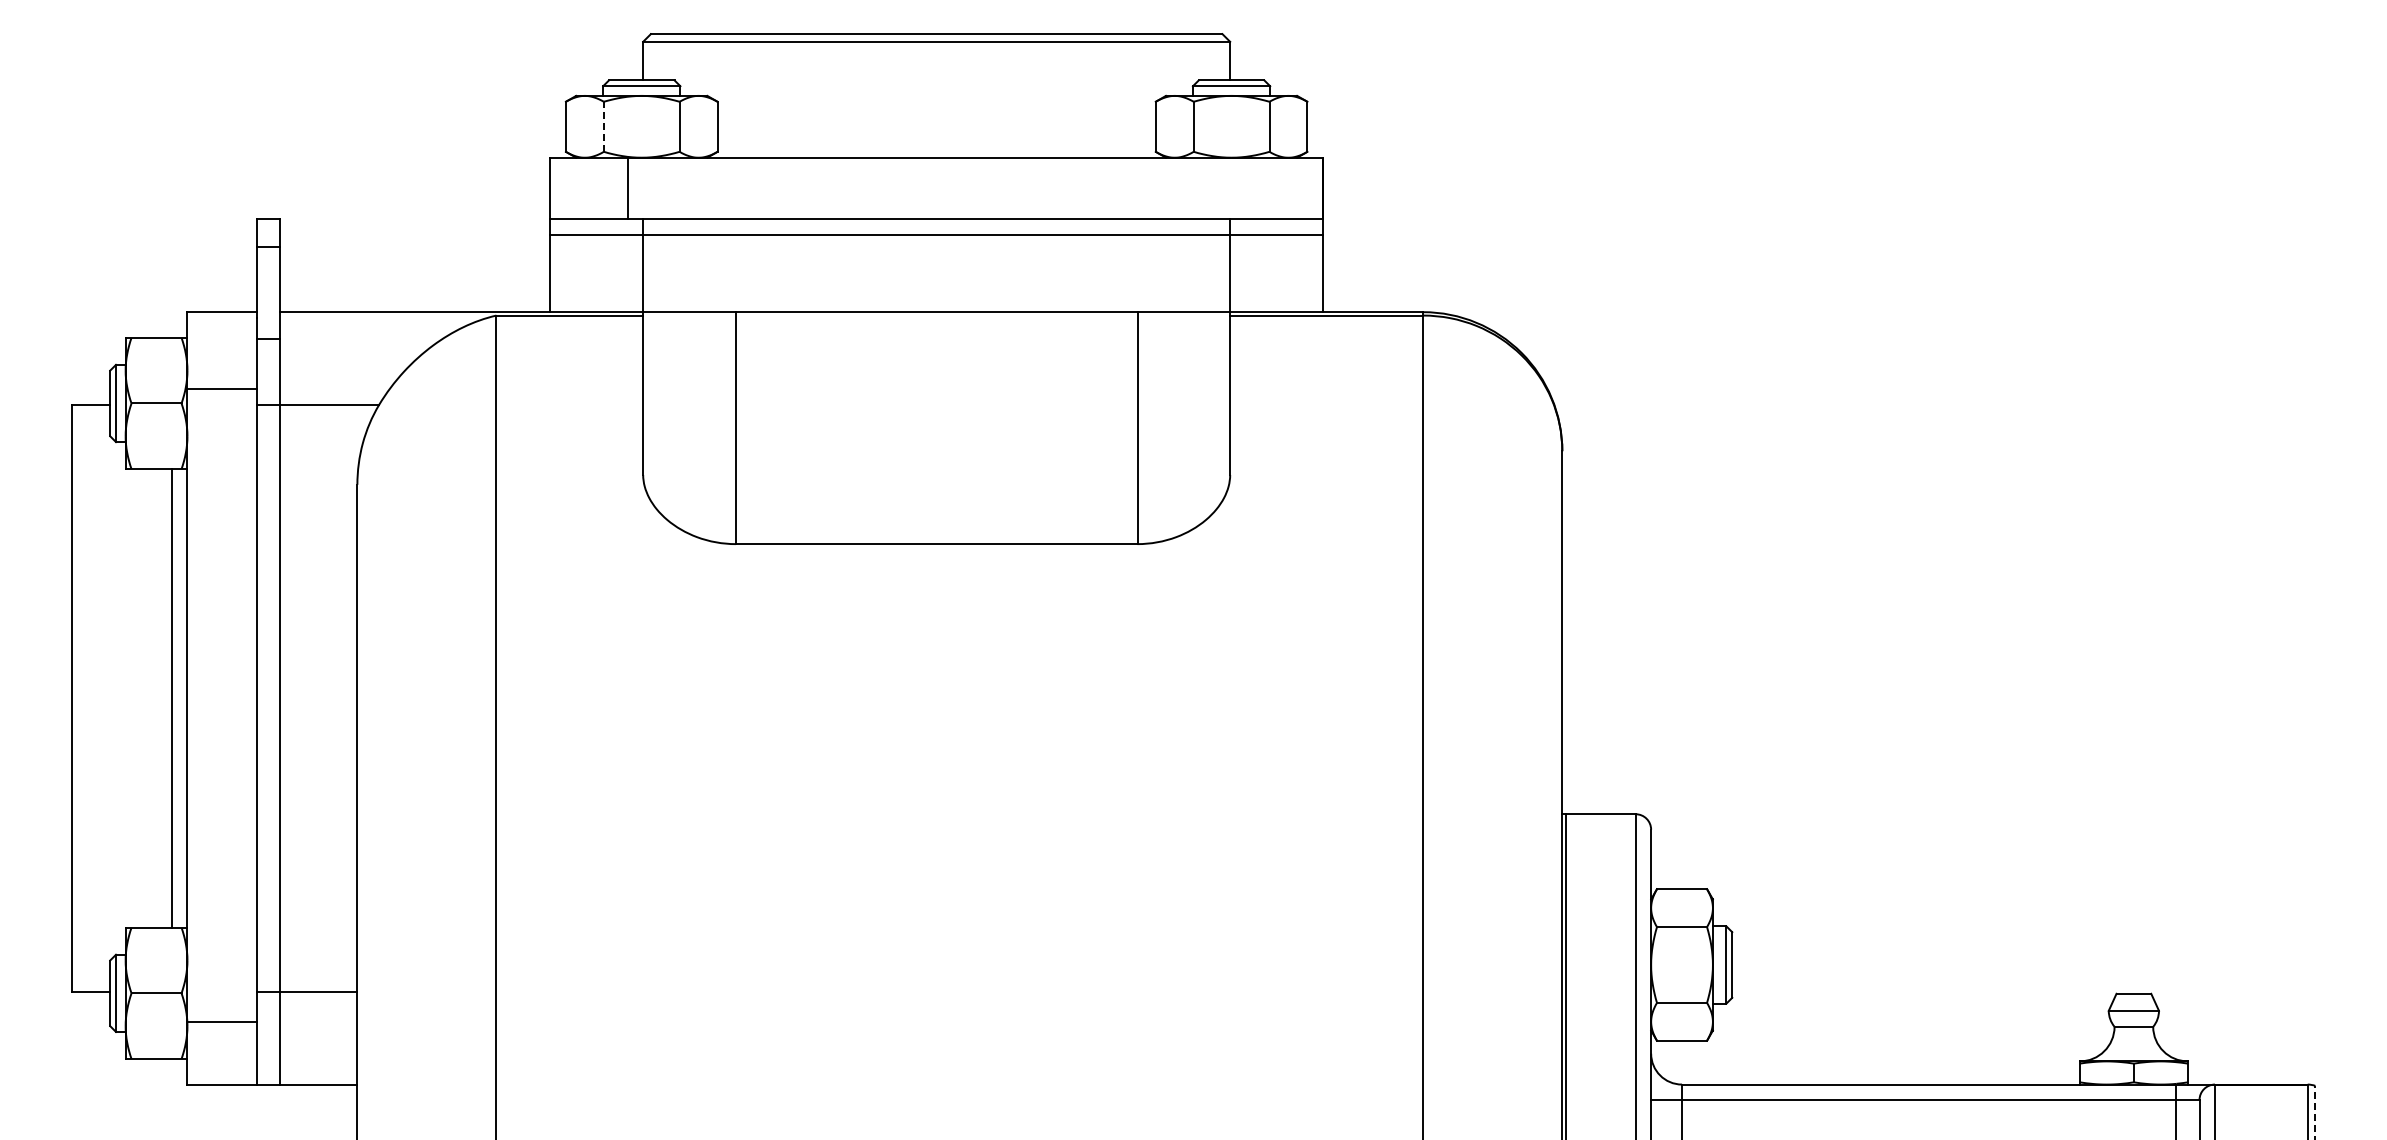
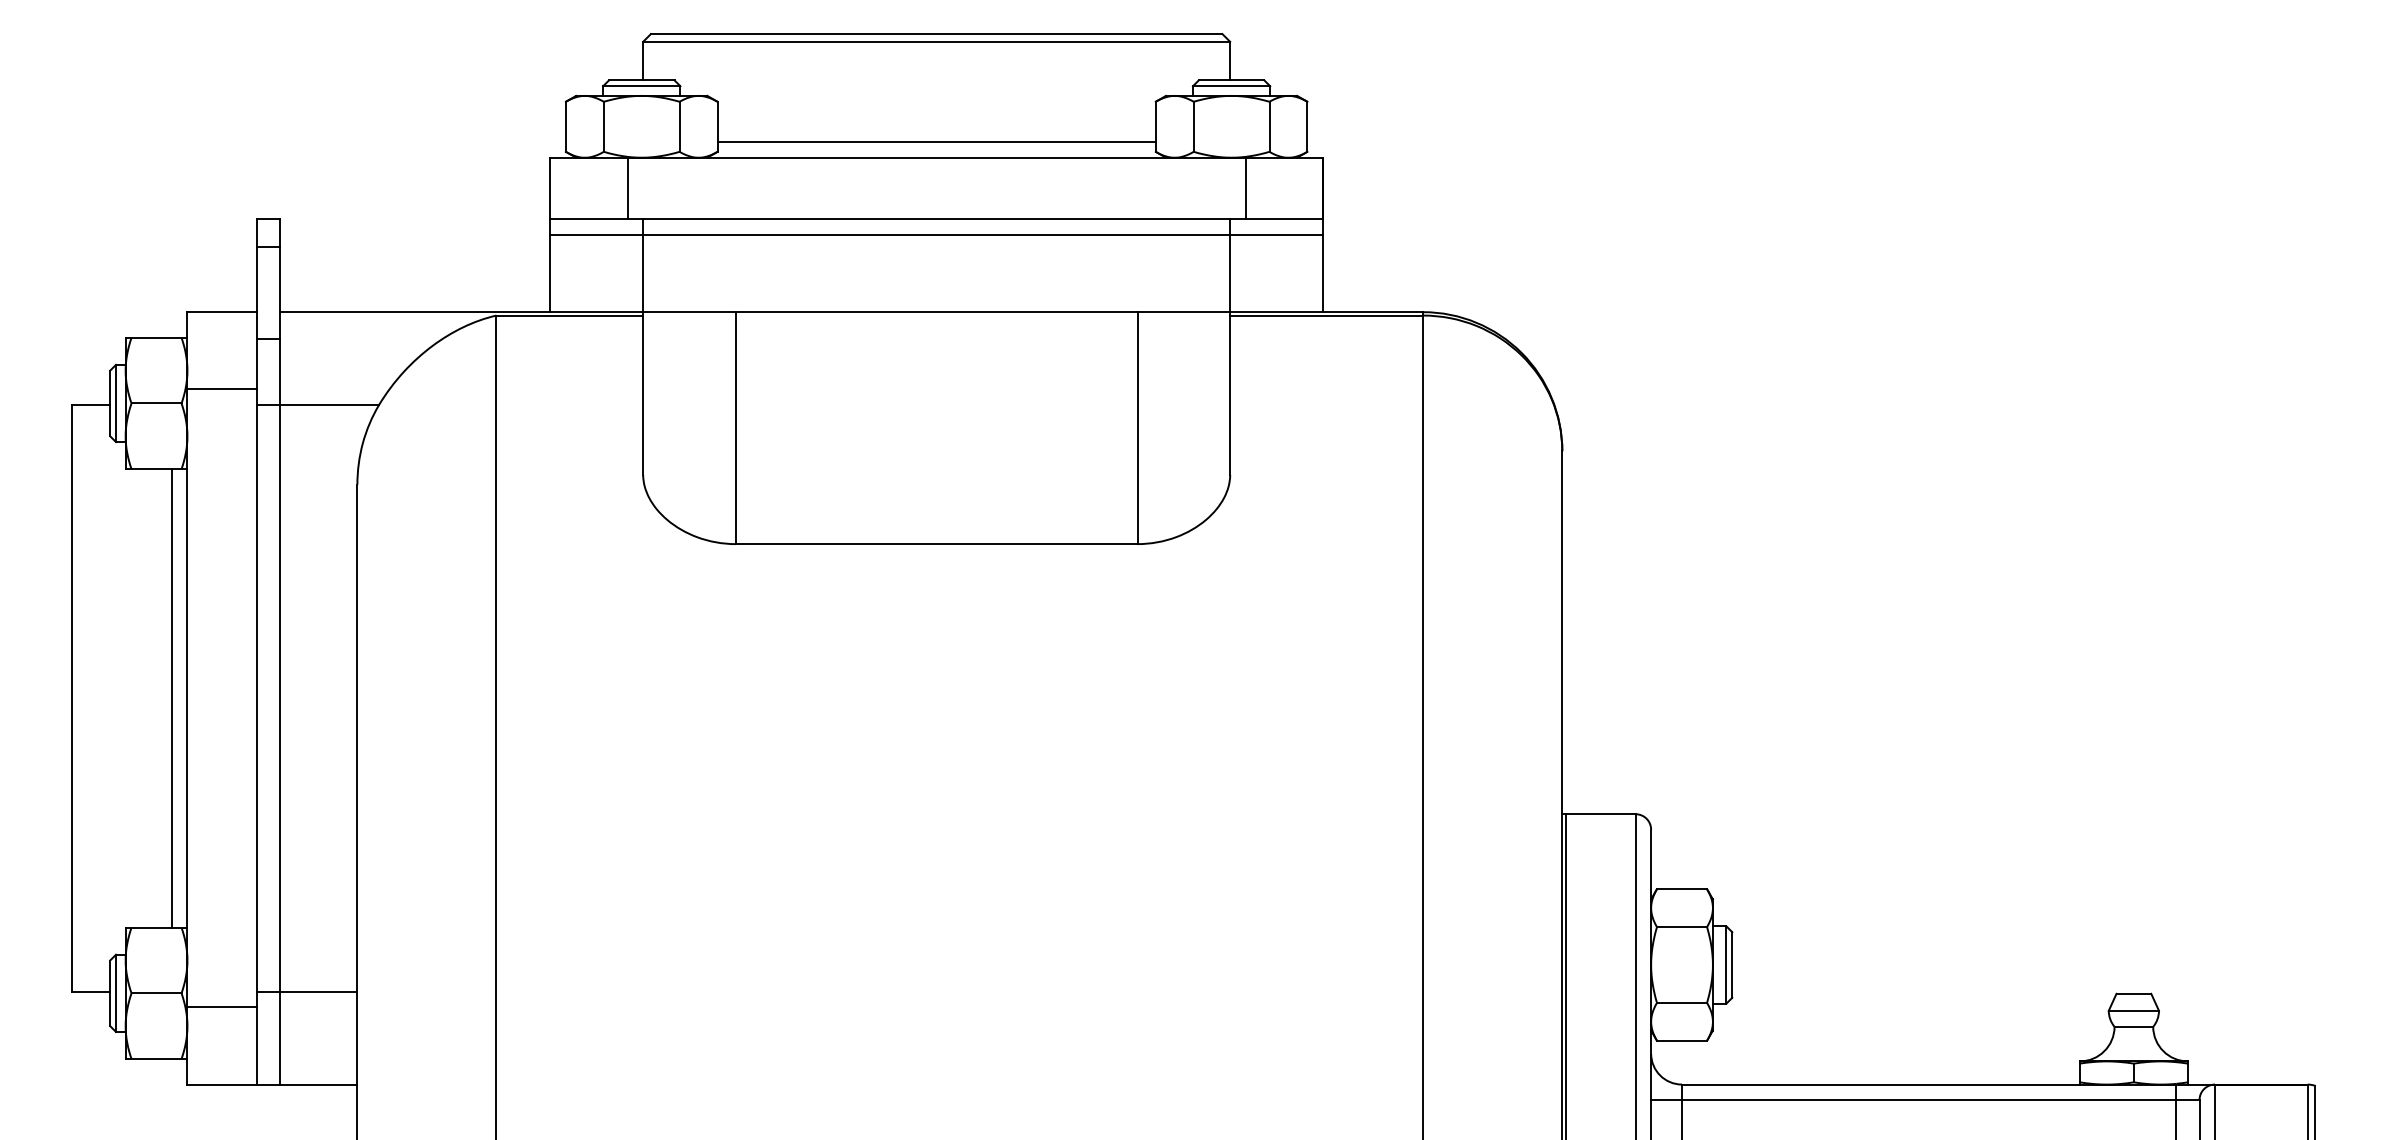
line: dashed -> solid (603, 126)
line: none -> present (936, 142)
line: none -> present (1245, 188)
line position: (221, 1022) -> (221, 1007) (221, 1007)
line: dashed -> solid (2315, 1112)
